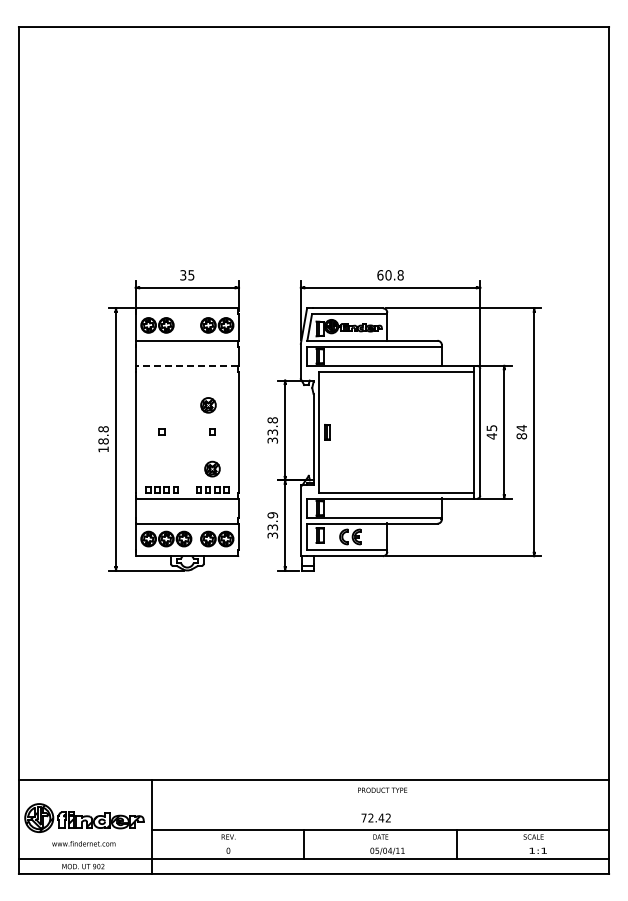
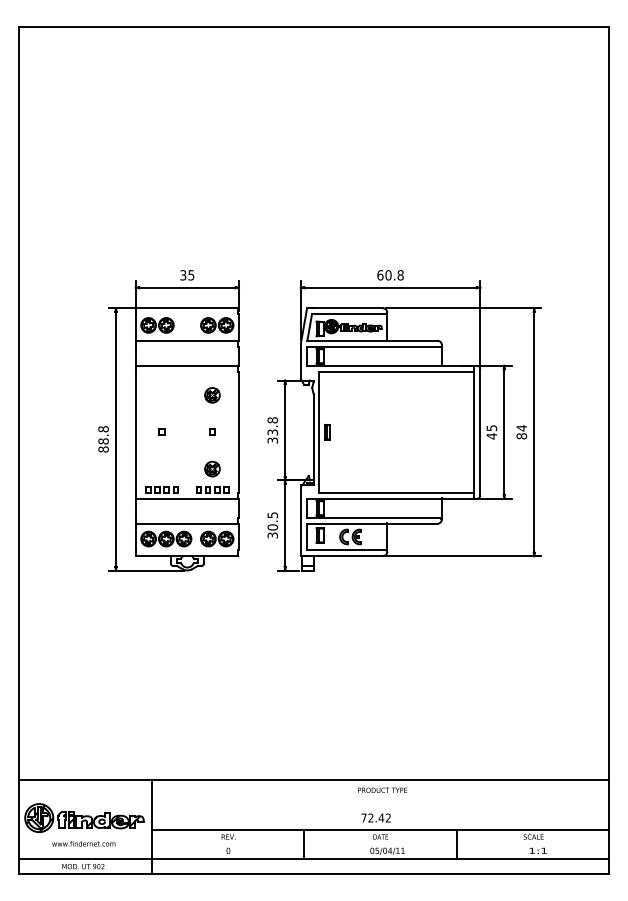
line: dashed -> solid (186, 365)
part position: (208, 405) -> (212, 395) (212, 395)
text: 18.8 -> 88.8 (103, 449)
text: 33.9 -> 30.5 (272, 521)
